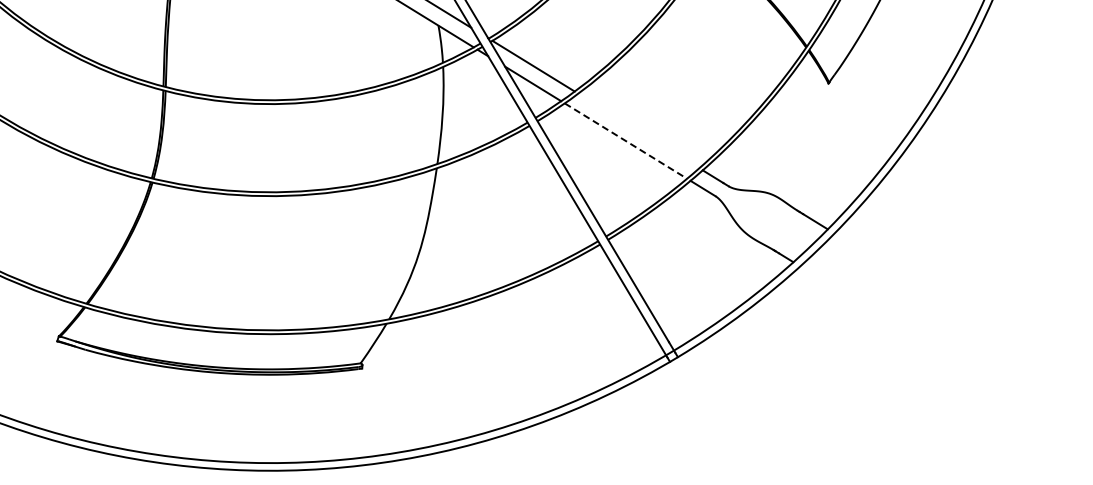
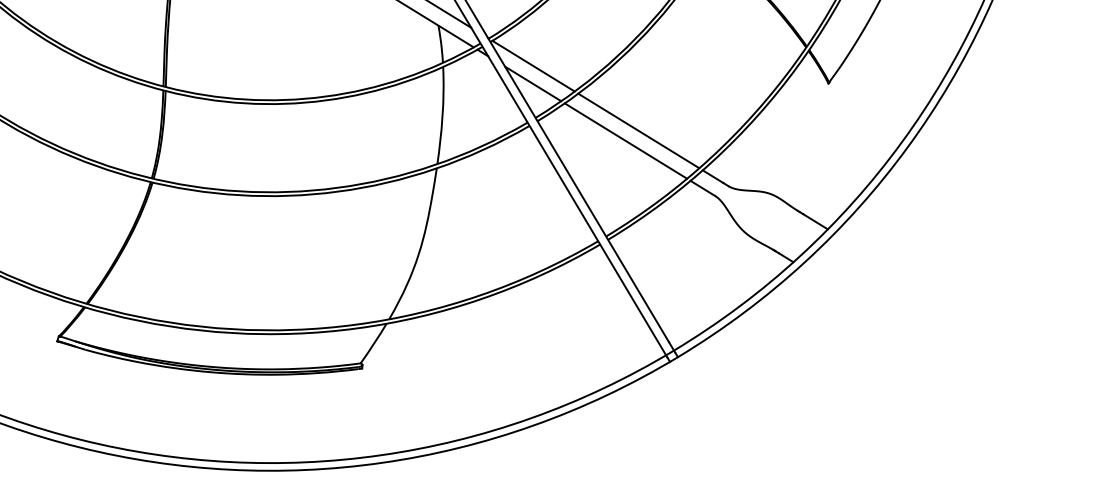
line: none -> present (638, 130)
line: dashed -> solid (625, 141)
